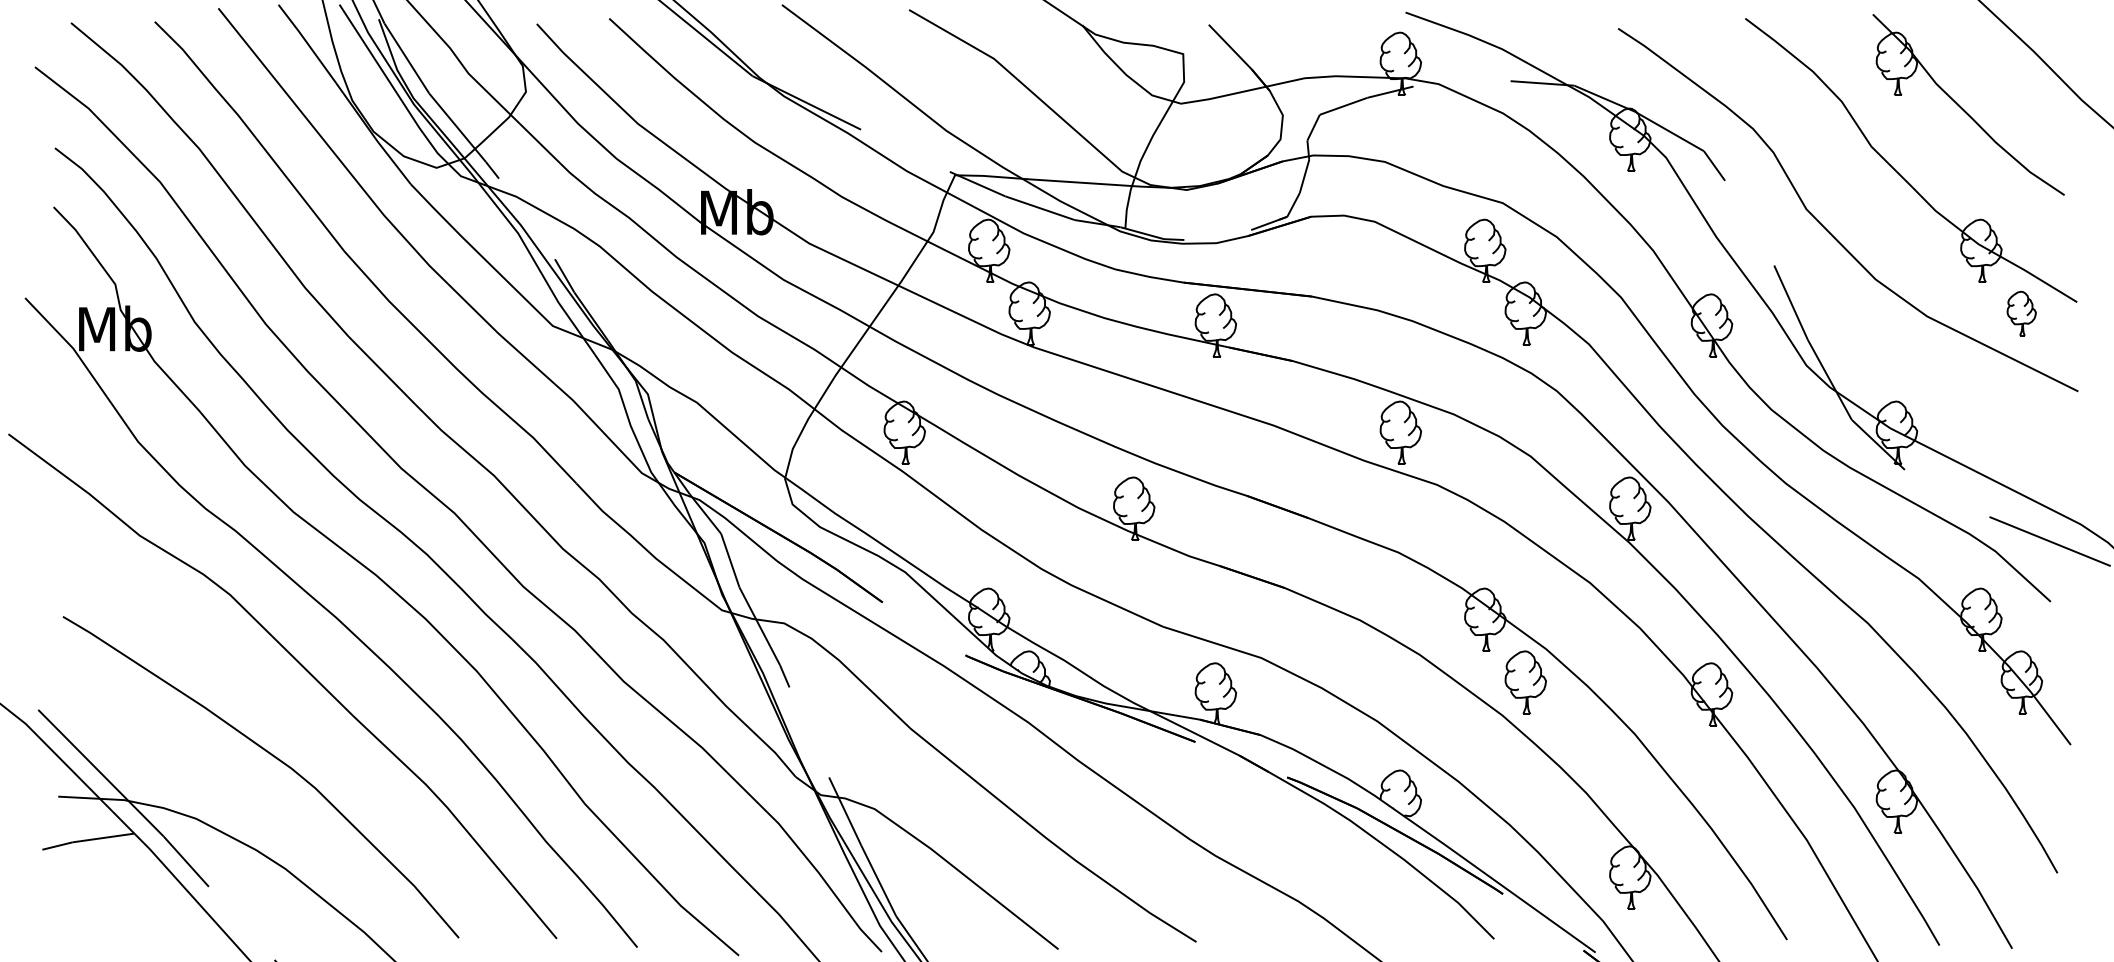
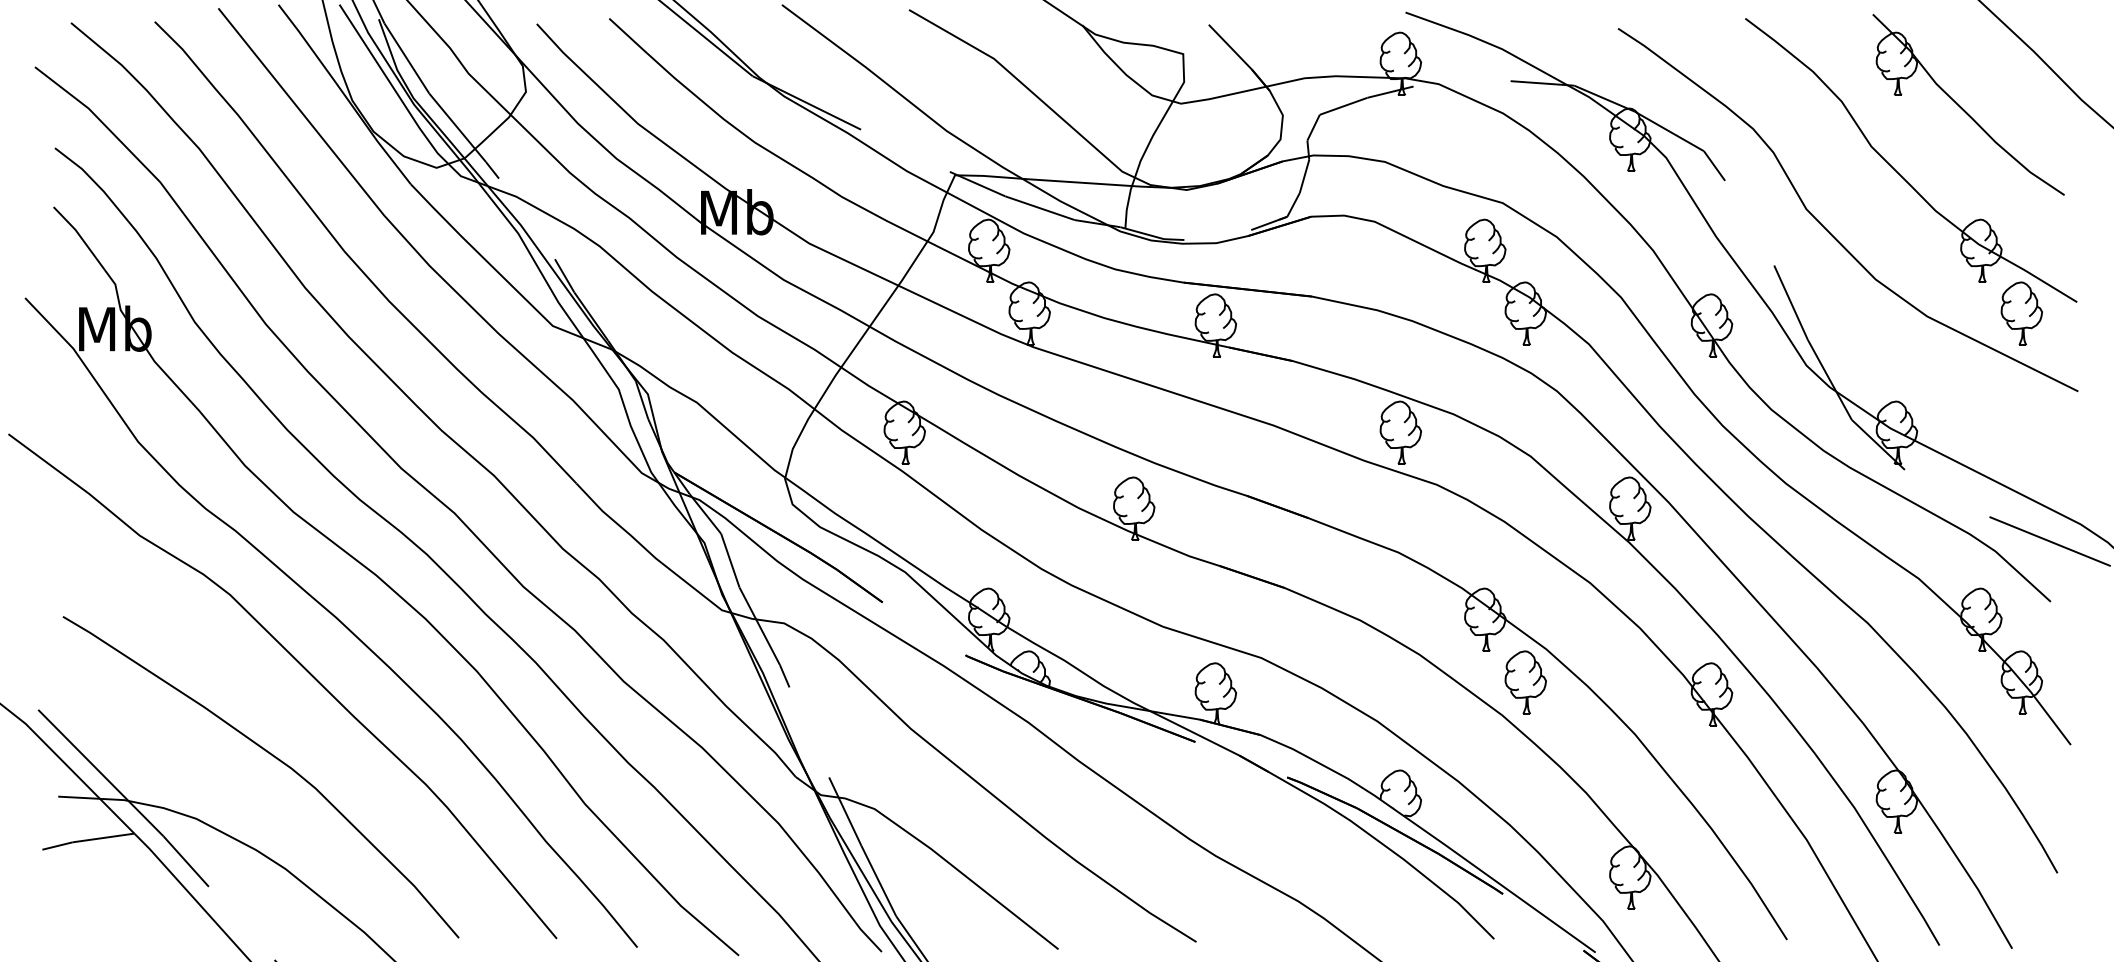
part size: 31x47 px -> 43x65 px (2021, 313)
